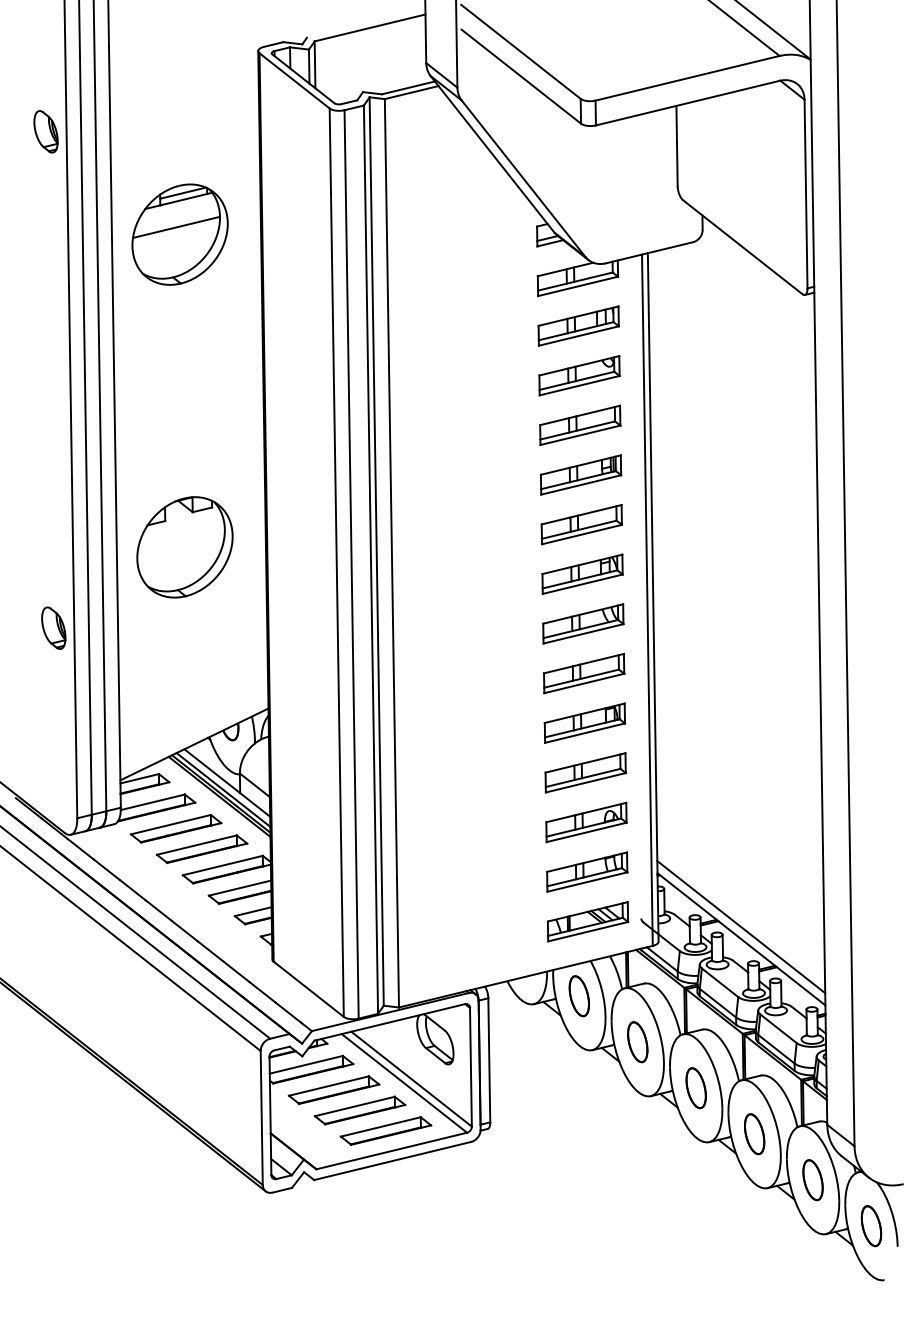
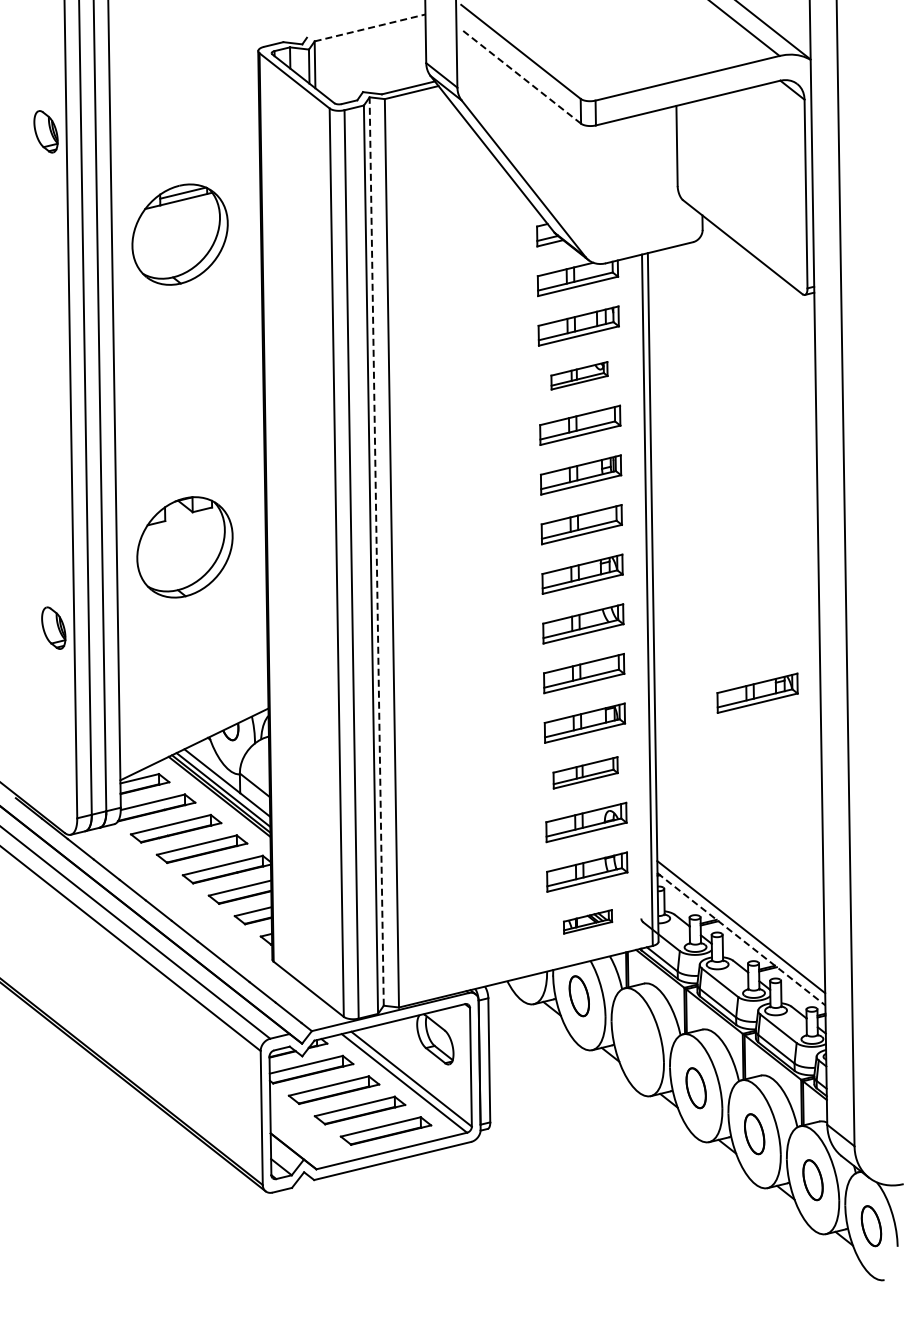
line: solid -> dashed (370, 27)
line: solid -> dashed (520, 76)
line: present -> none (175, 226)
part size: 83x42 px -> 59x30 px (579, 375)
line: solid -> dashed (376, 551)
part: none -> present (757, 692)
part size: 83x42 px -> 67x34 px (585, 772)
part size: 84x42 px -> 51x26 px (588, 921)
line: solid -> dashed (741, 939)
part: present -> none (637, 1042)
